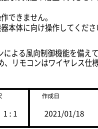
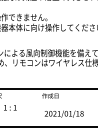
line: present -> none (28, 106)
text position: (10, 113) -> (10, 107) (10, 107)
